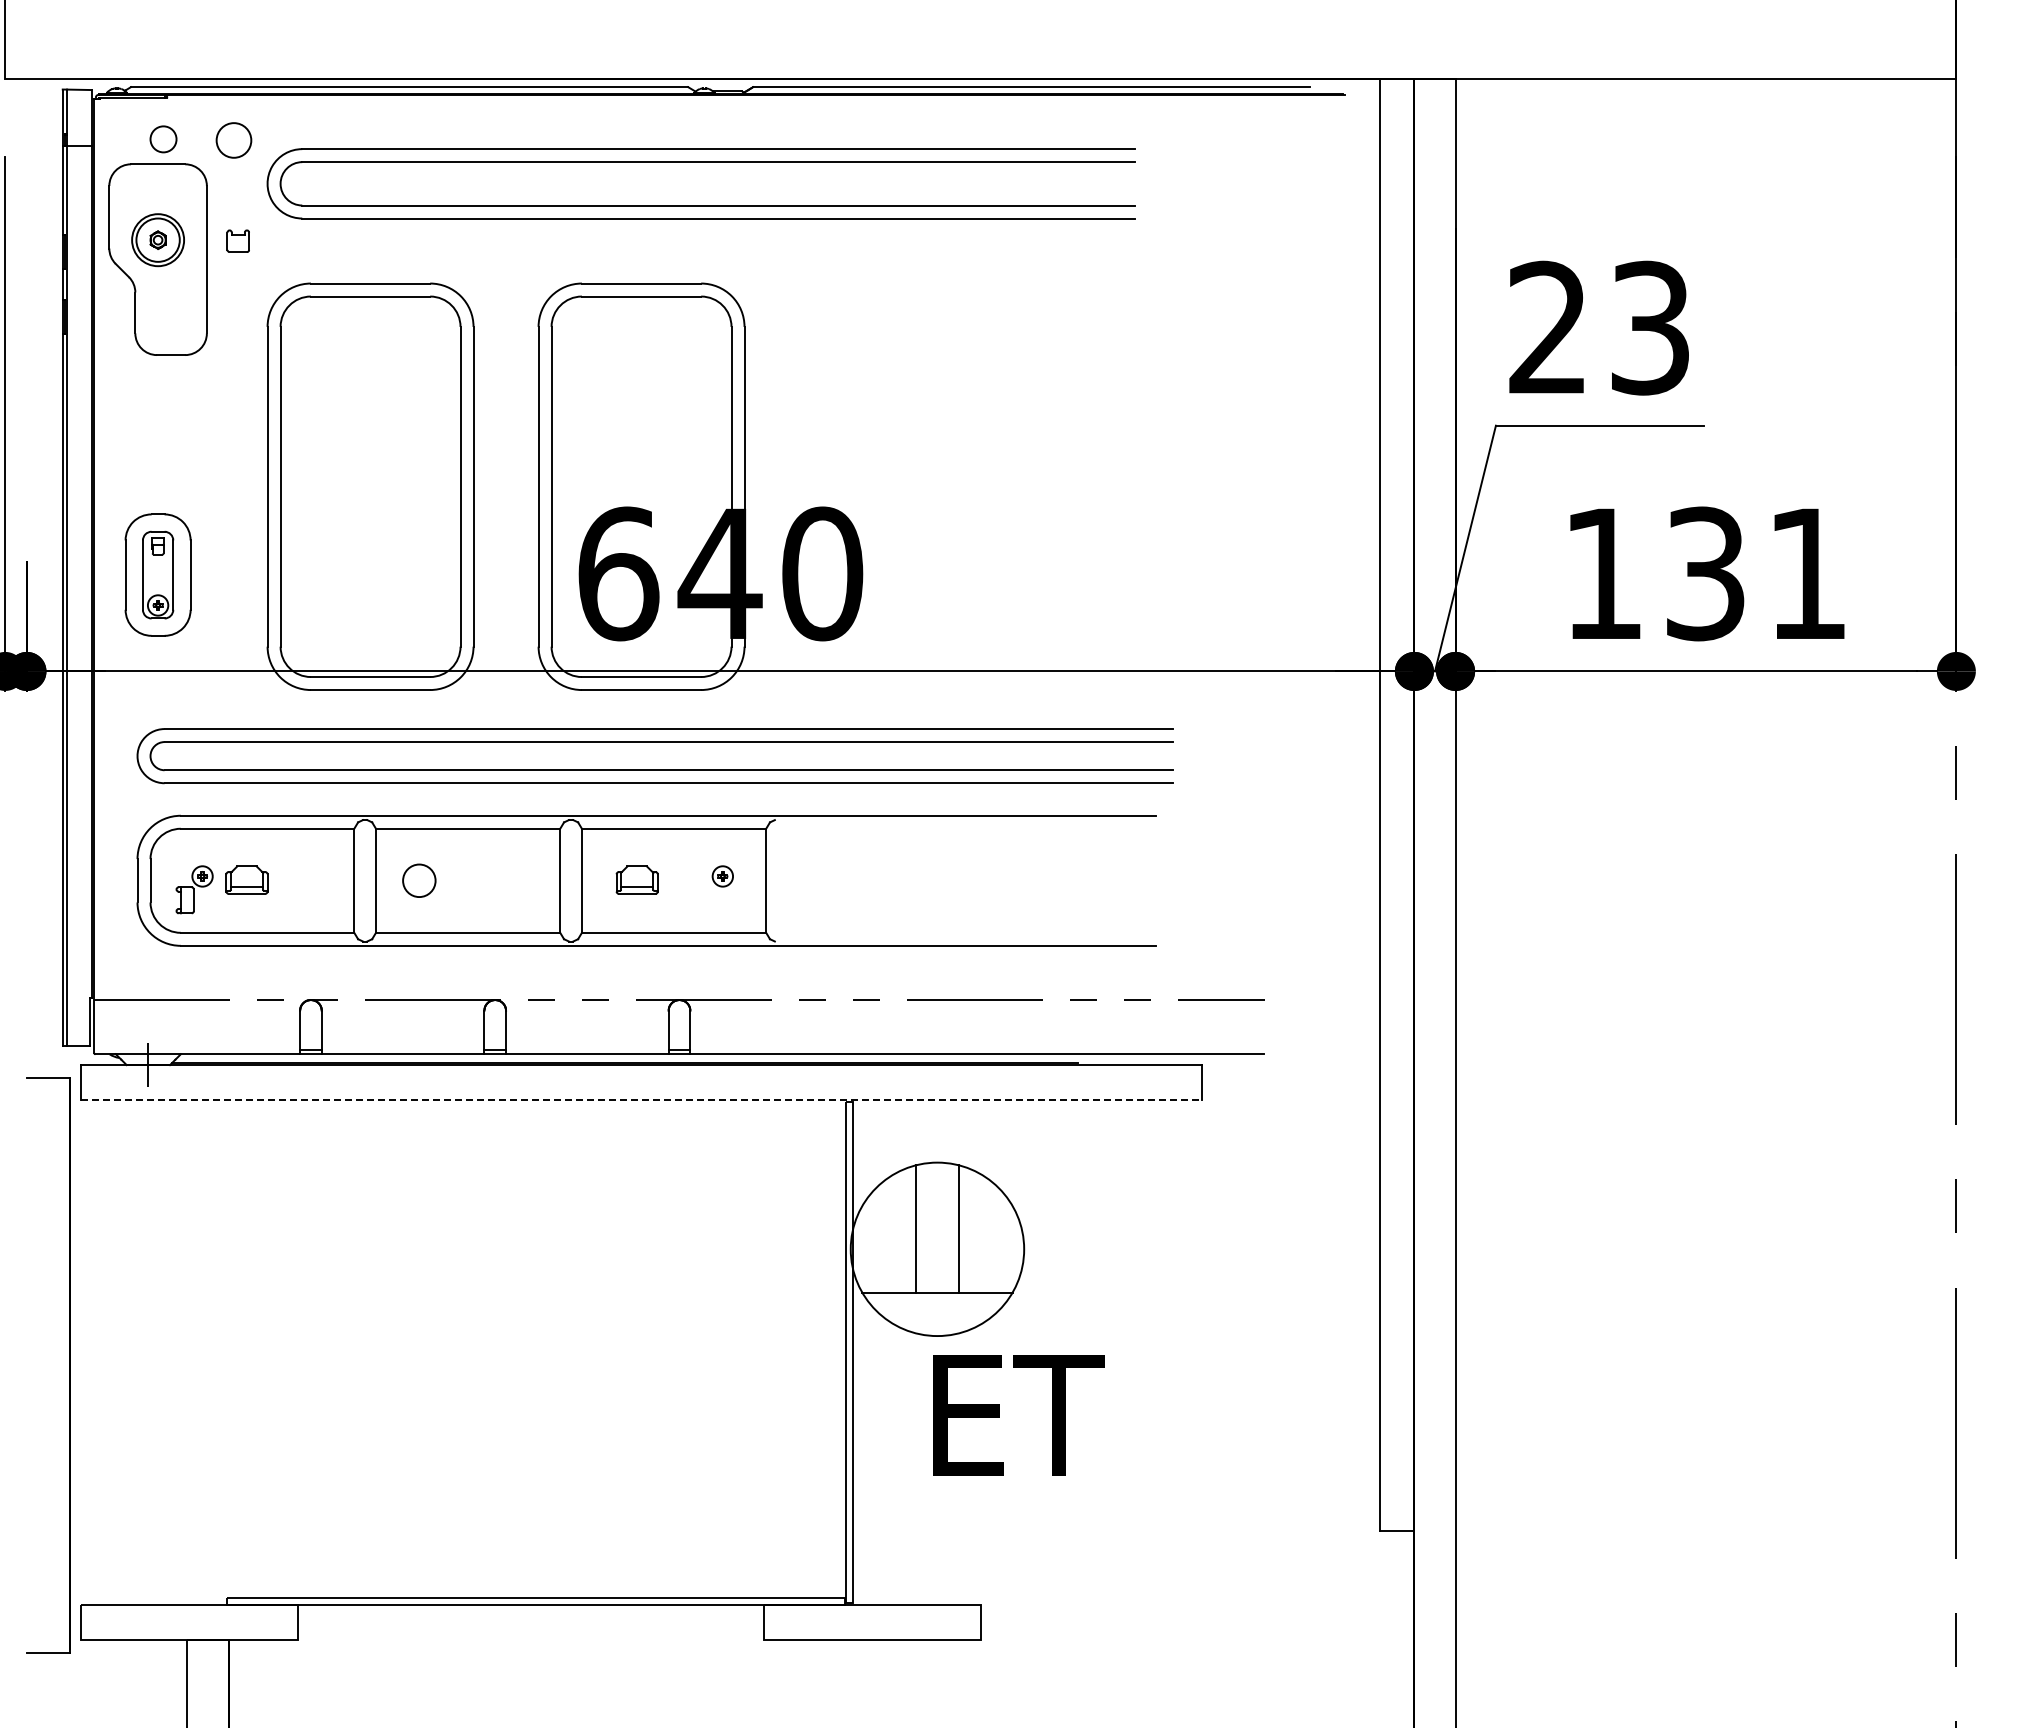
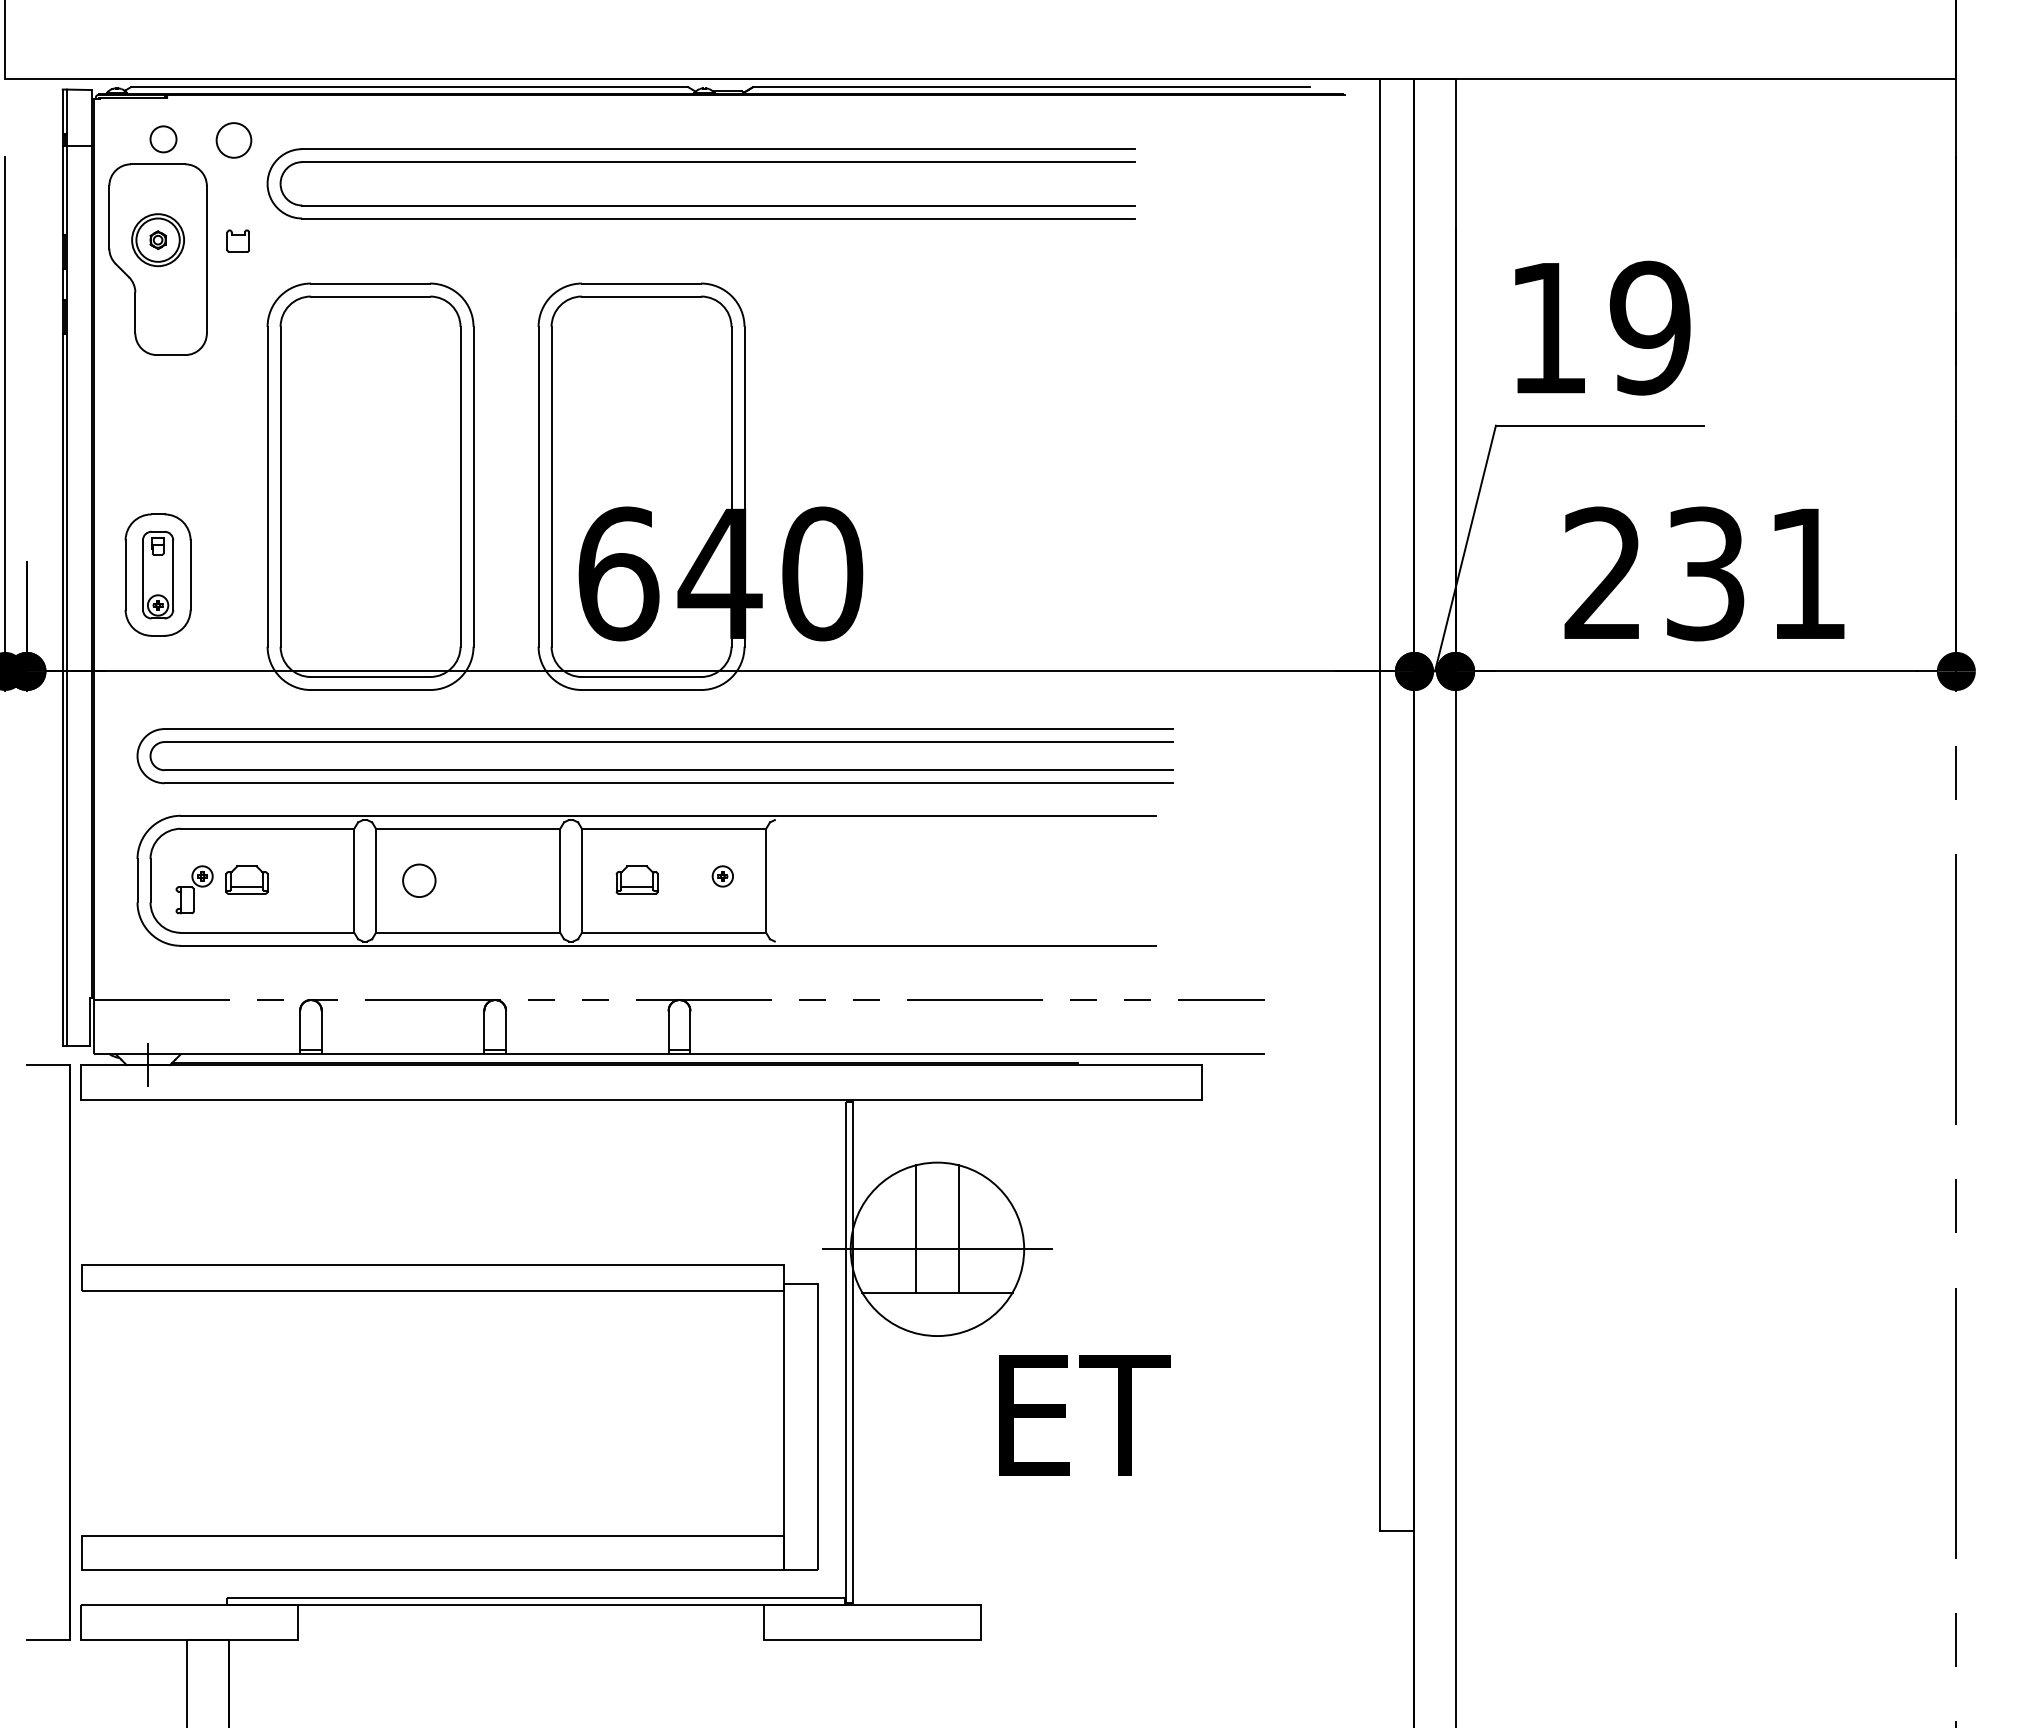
text: 23 -> 19 (1599, 327)
text: 131 -> 231 (1602, 572)
line: dashed -> solid (642, 1099)
line: none -> present (937, 1249)
part position: (69, 1365) -> (69, 1352) (69, 1352)
text position: (1018, 1415) -> (1084, 1415) (1084, 1415)
part: none -> present (449, 1535)
